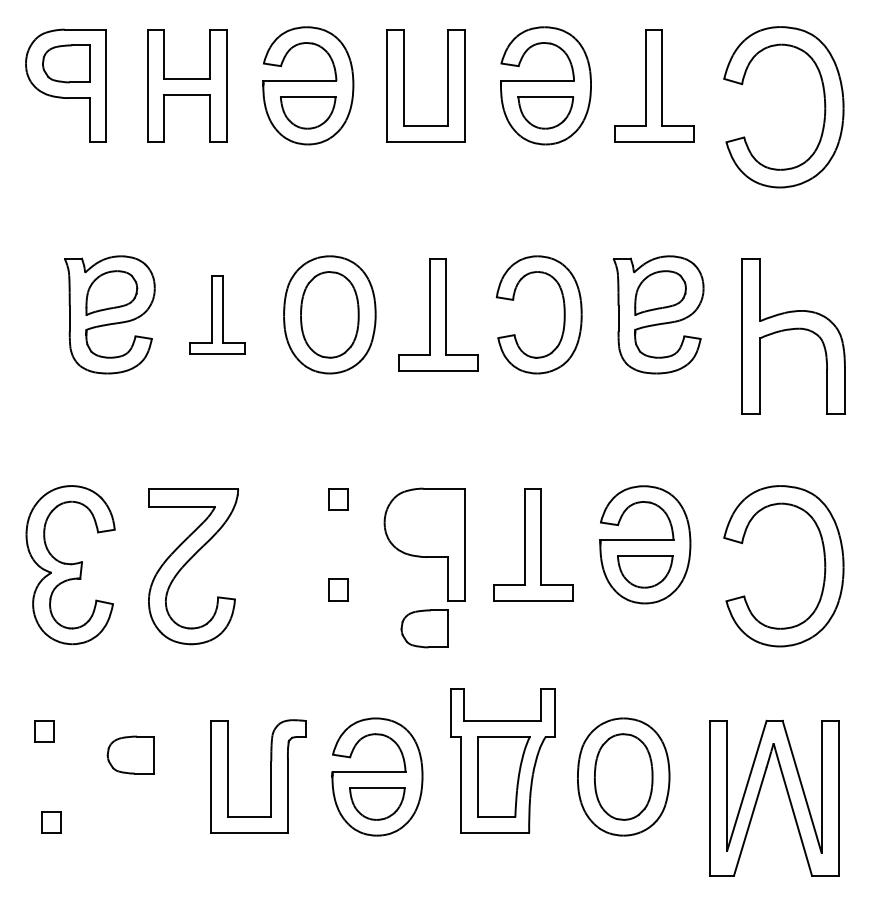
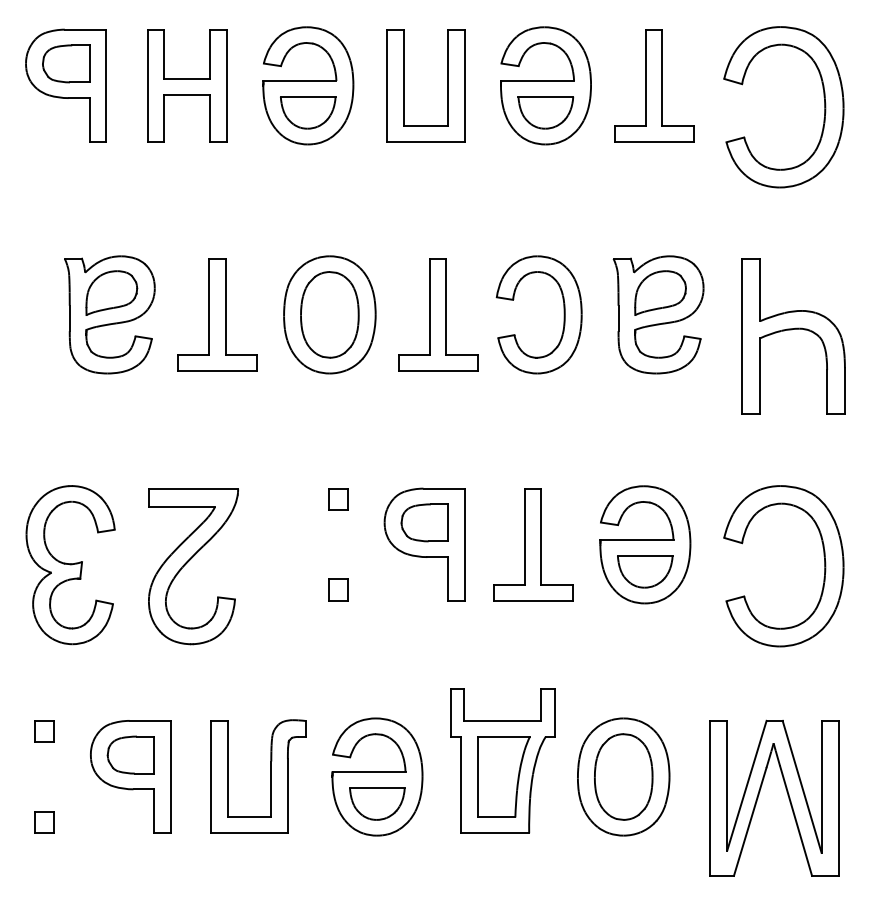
part size: 57x80 px -> 81x114 px (217, 314)
part position: (424, 628) -> (424, 522) (424, 522)
part: none -> present (130, 776)
part position: (51, 822) -> (44, 822) (44, 822)
